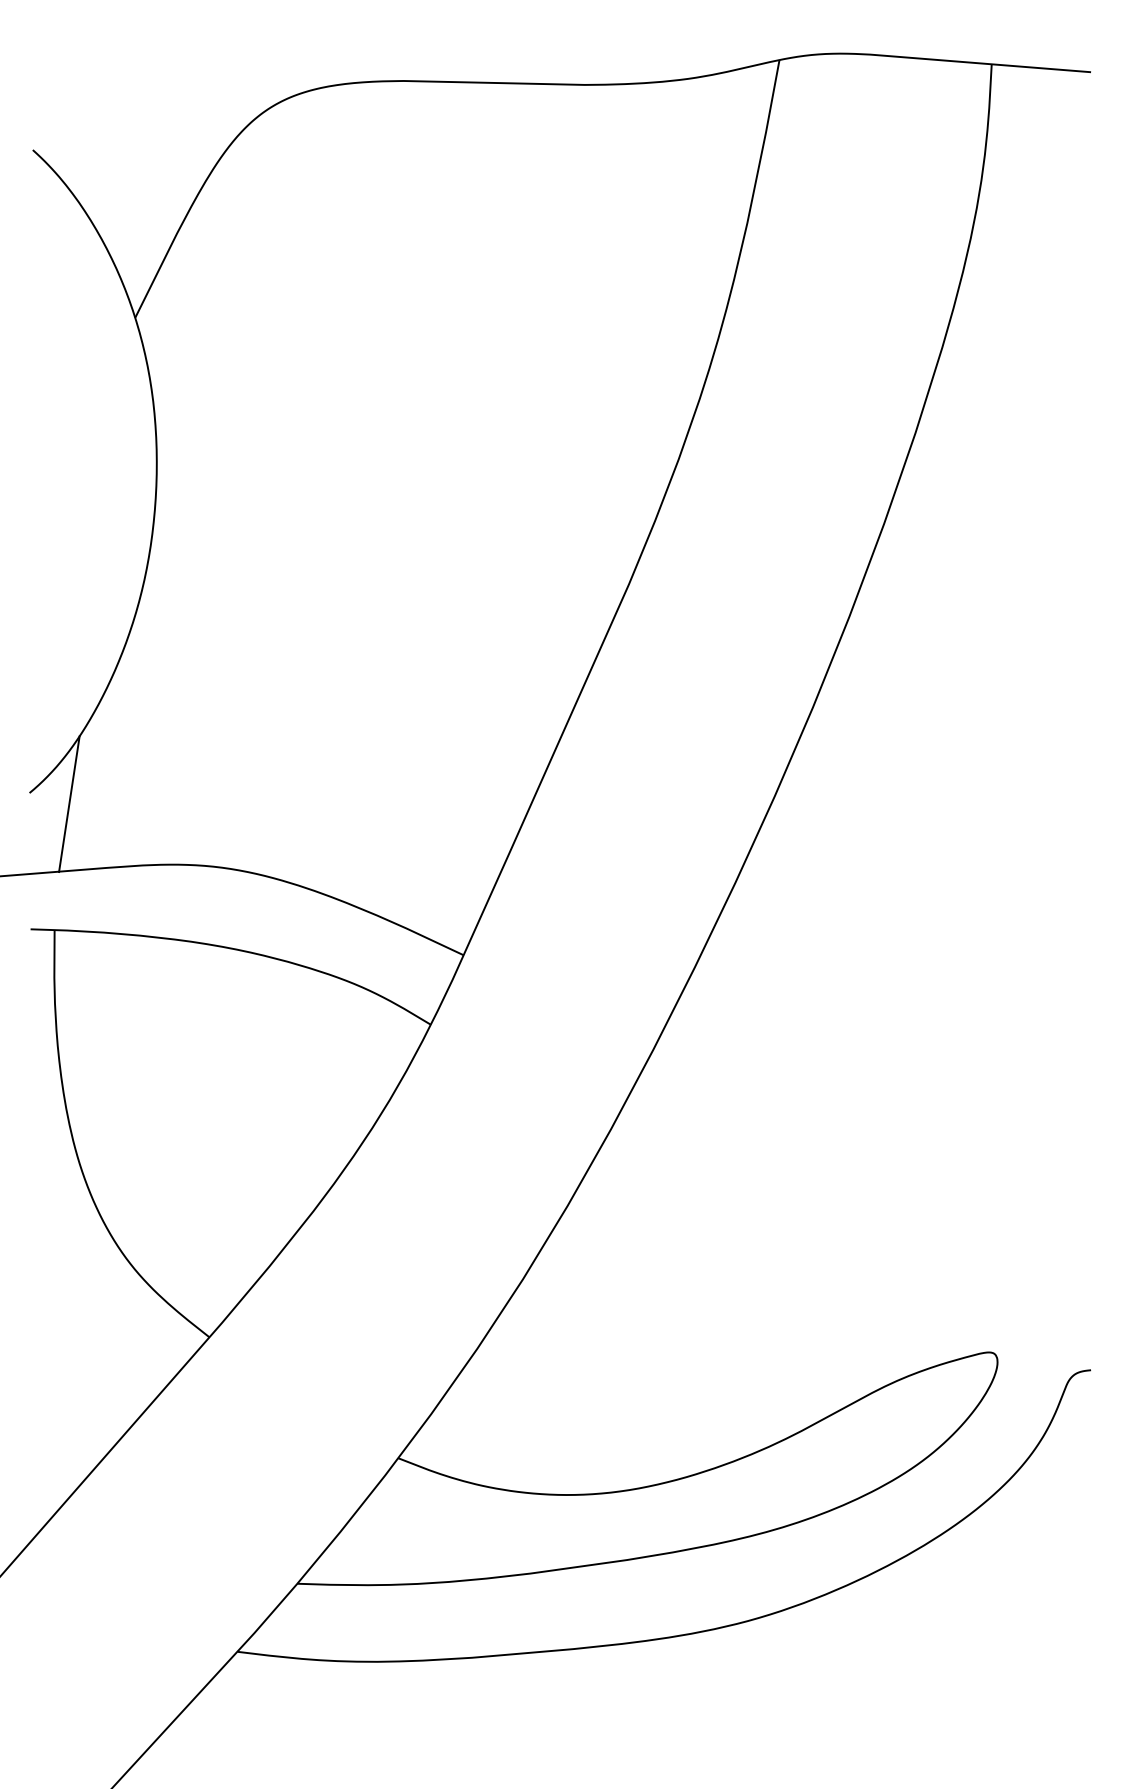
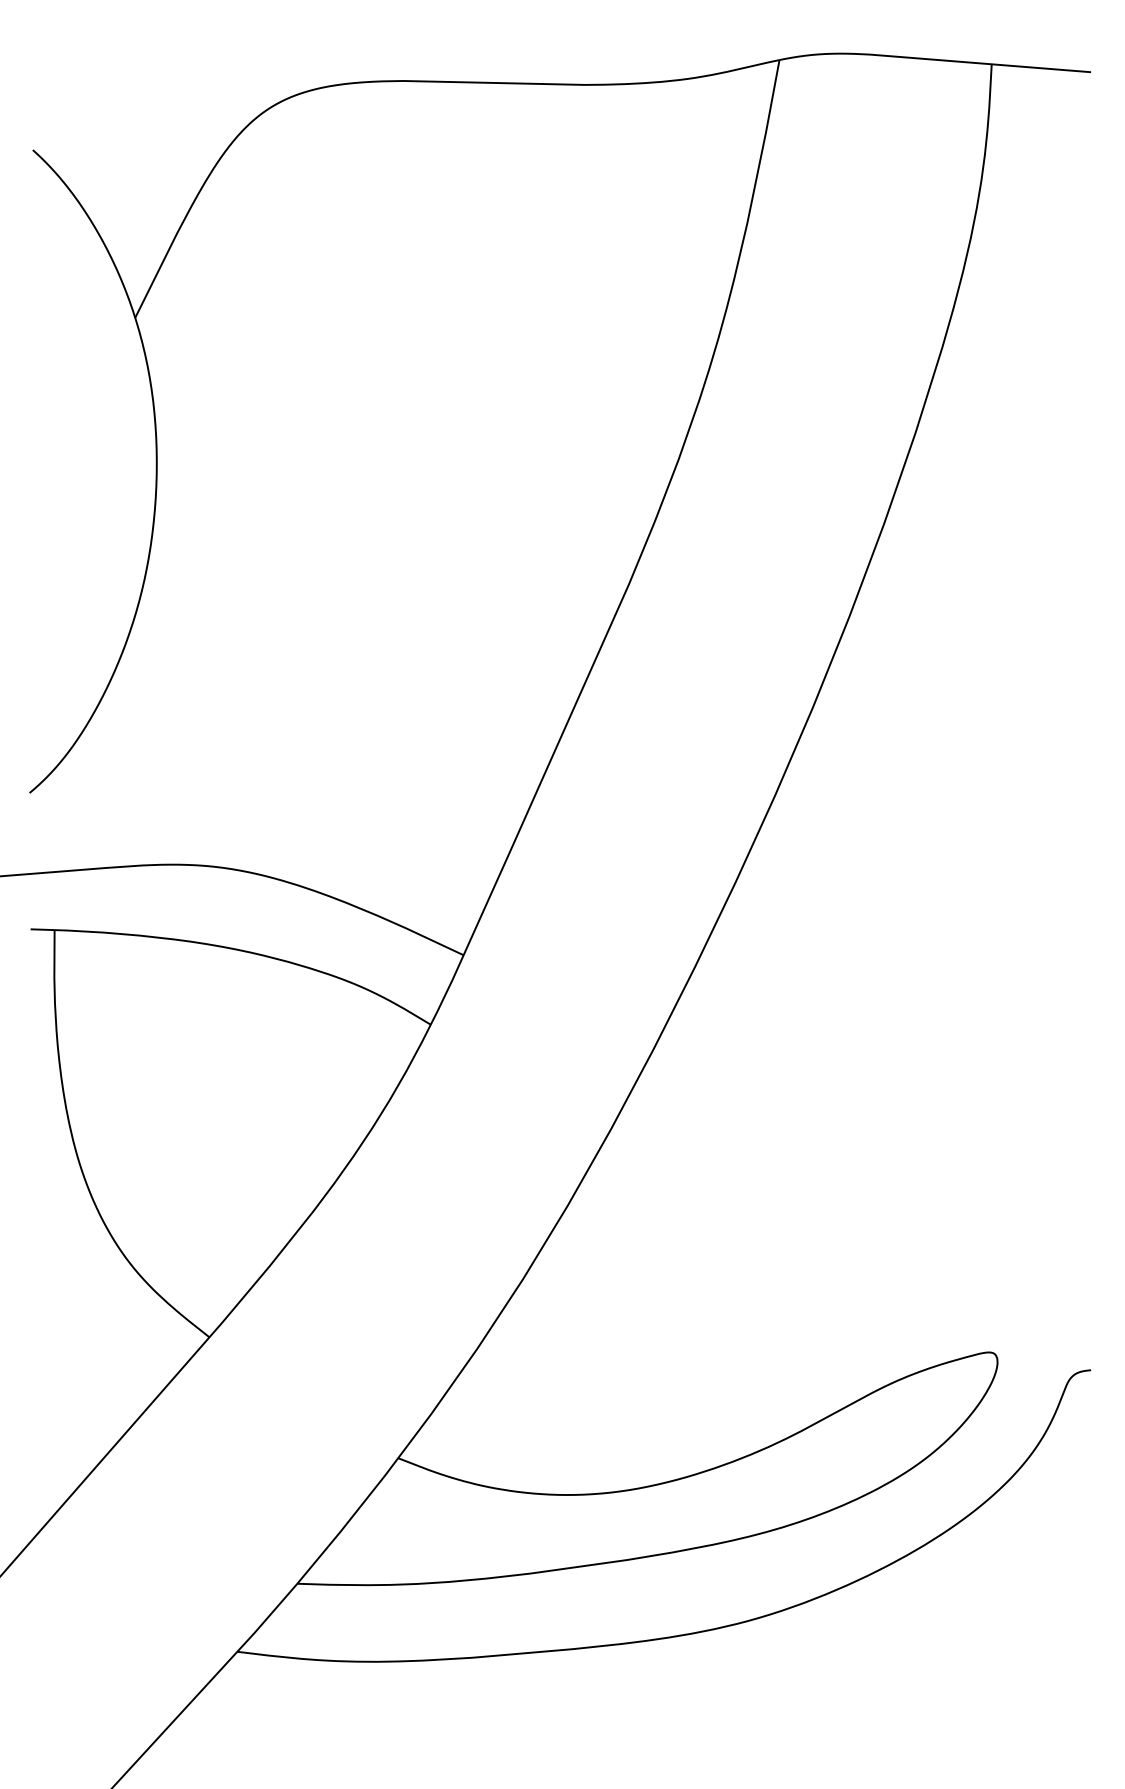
line: present -> none (69, 804)
